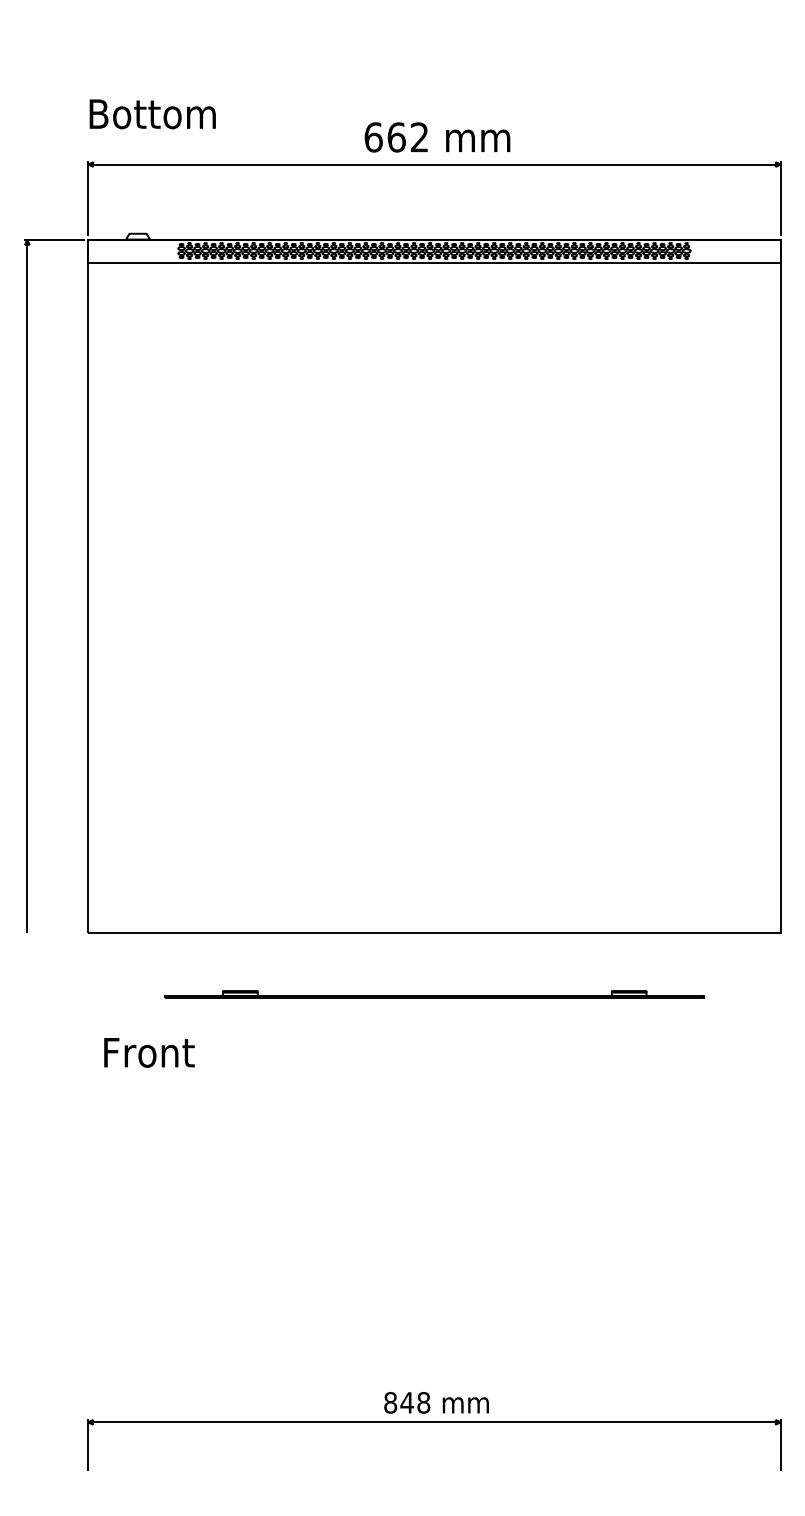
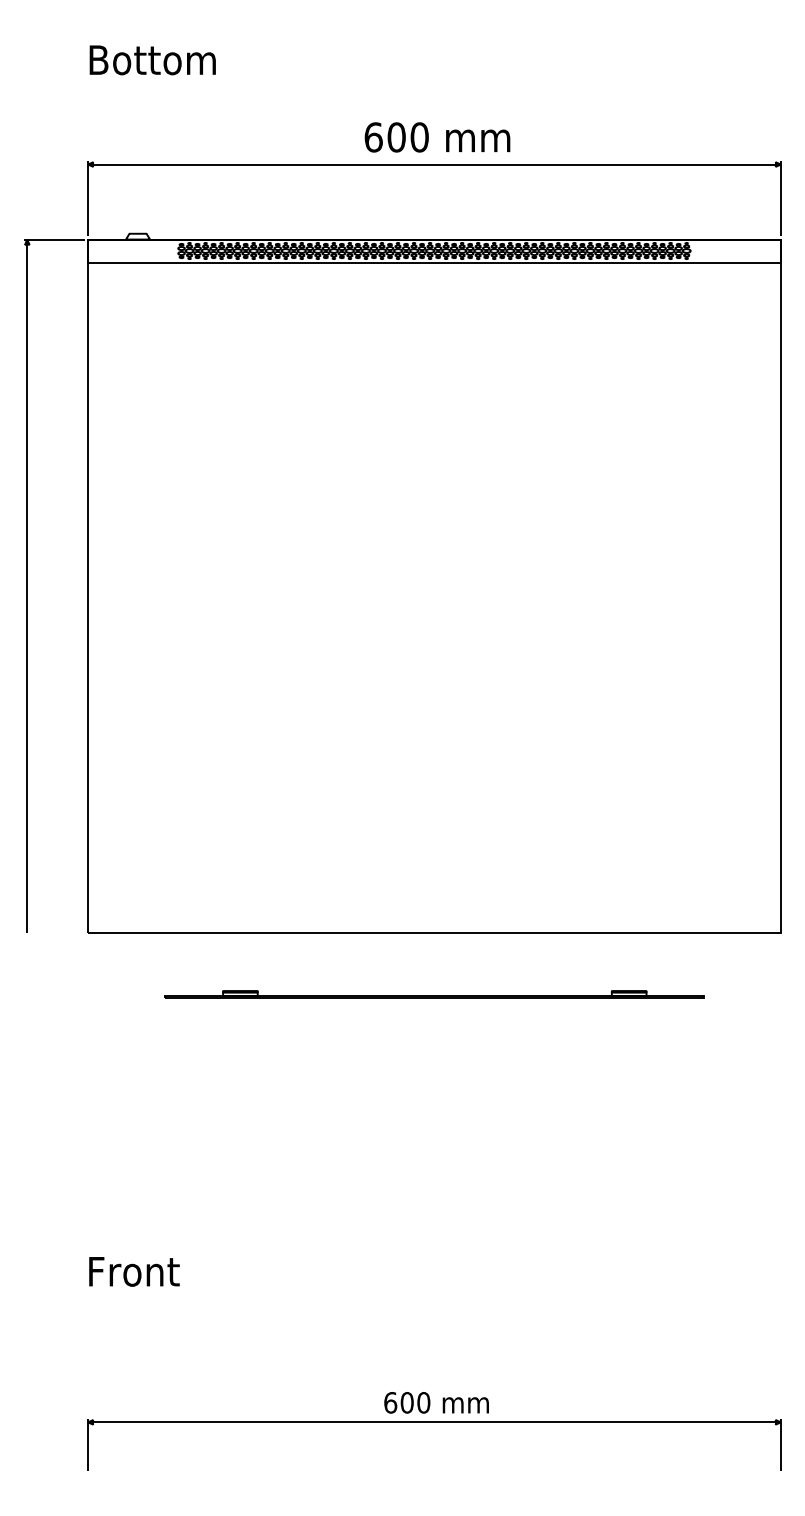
text position: (152, 114) -> (152, 60) (152, 60)
text: 662 -> 600 (407, 137)
text position: (149, 1052) -> (134, 1271) (134, 1271)
text: 848 -> 600 (407, 1402)
